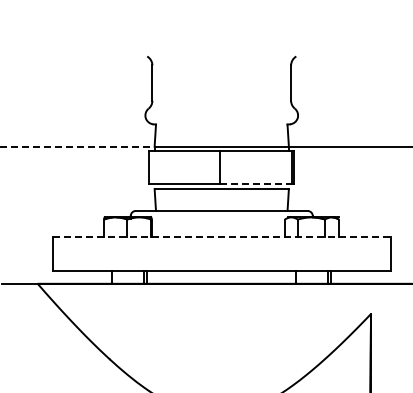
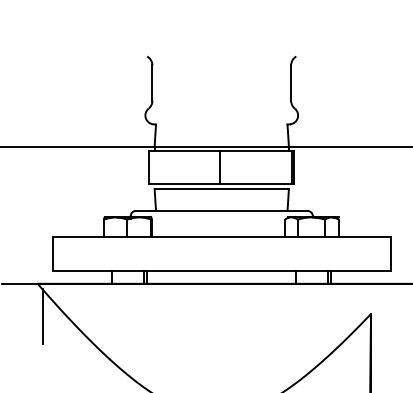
line: dashed -> solid (77, 147)
line: dashed -> solid (256, 184)
line: dashed -> solid (222, 236)
line: none -> present (42, 316)
